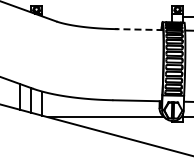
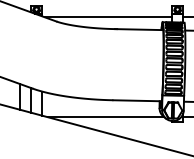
line: none -> present (108, 17)
line: dashed -> solid (138, 29)
